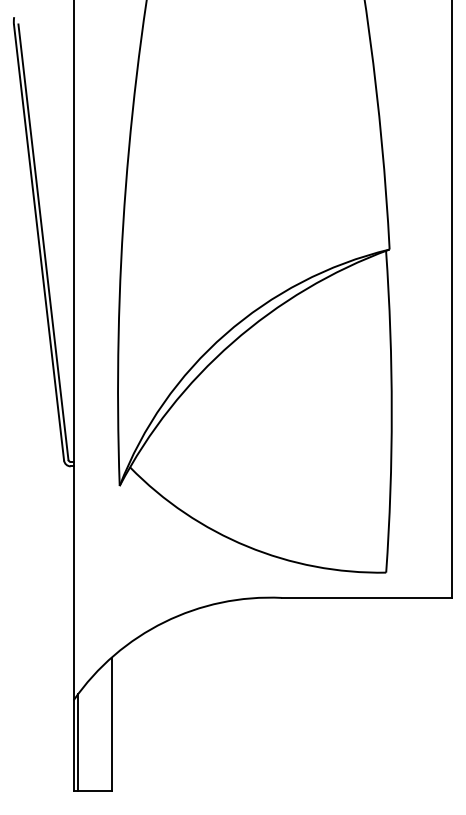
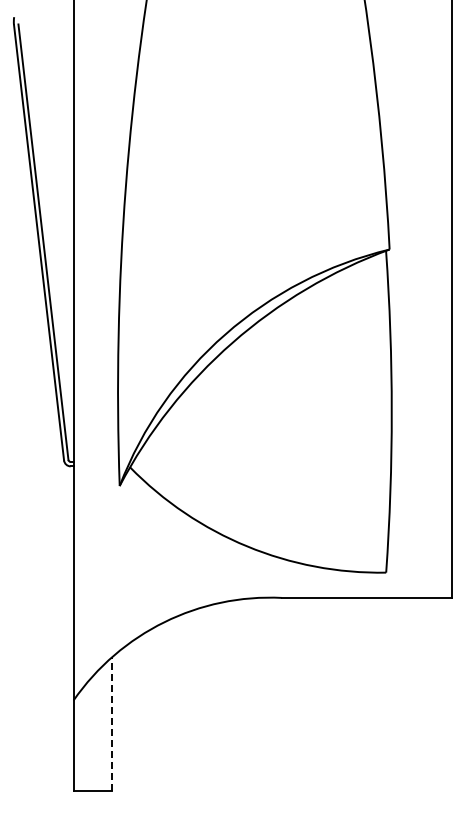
line: solid -> dashed (111, 723)
line: present -> none (78, 742)
